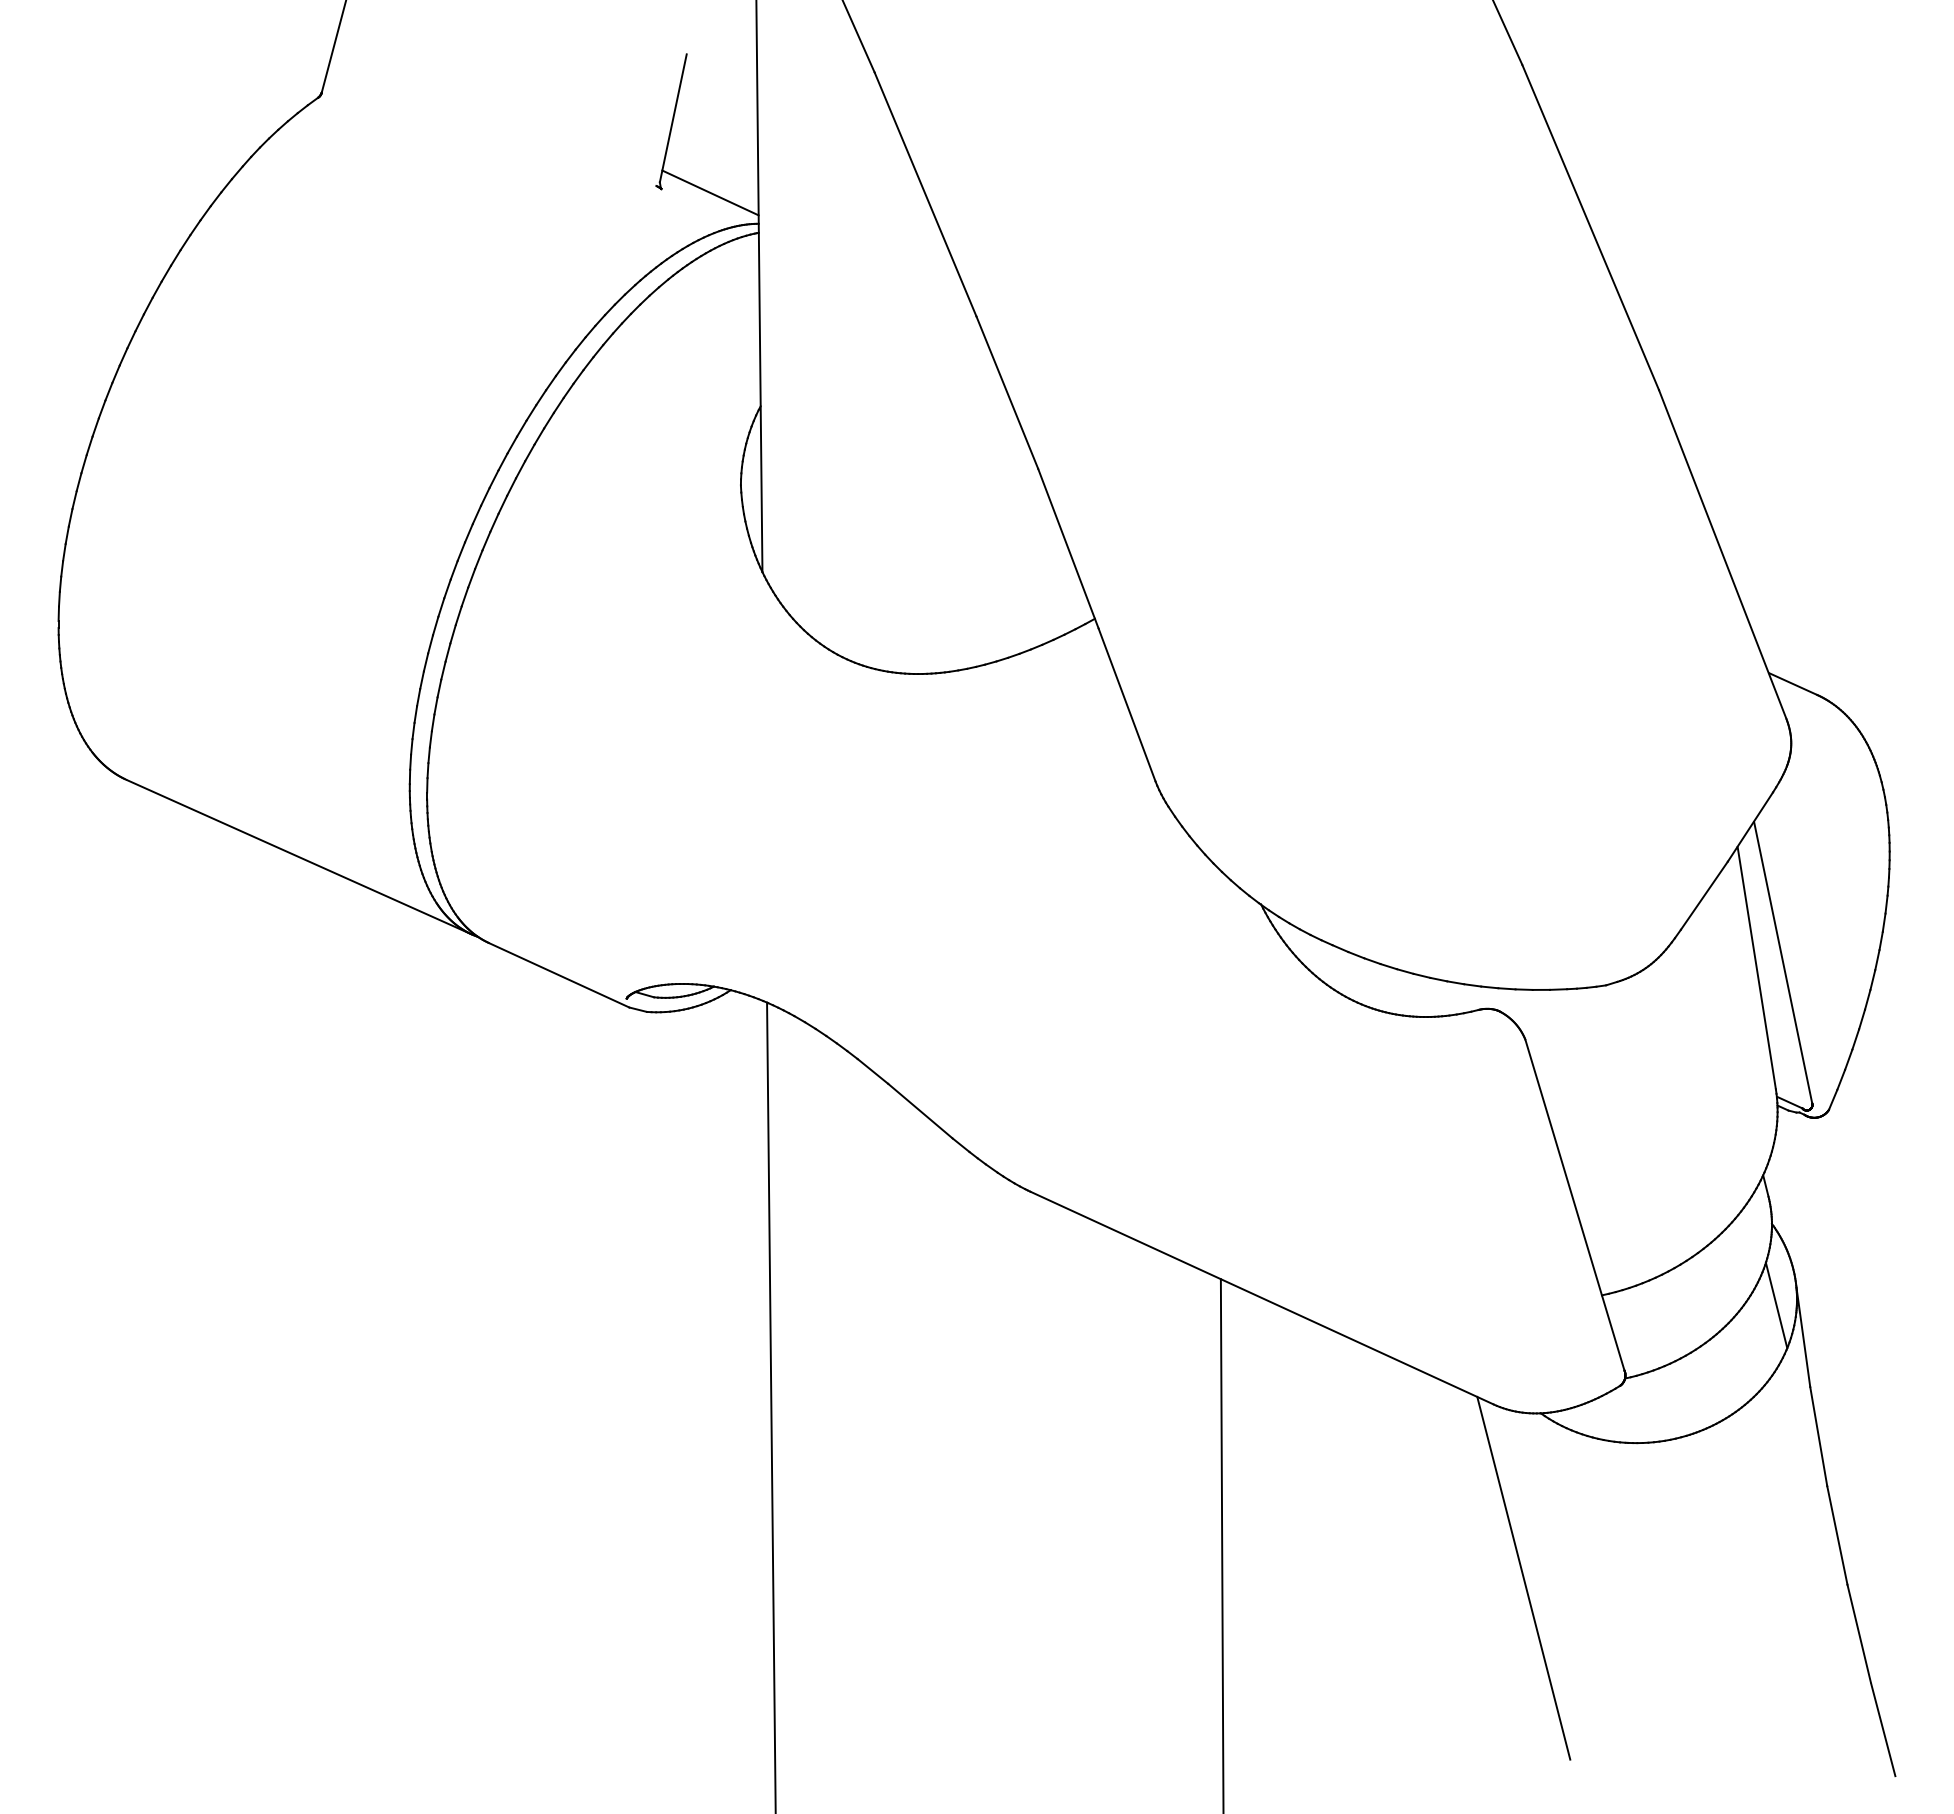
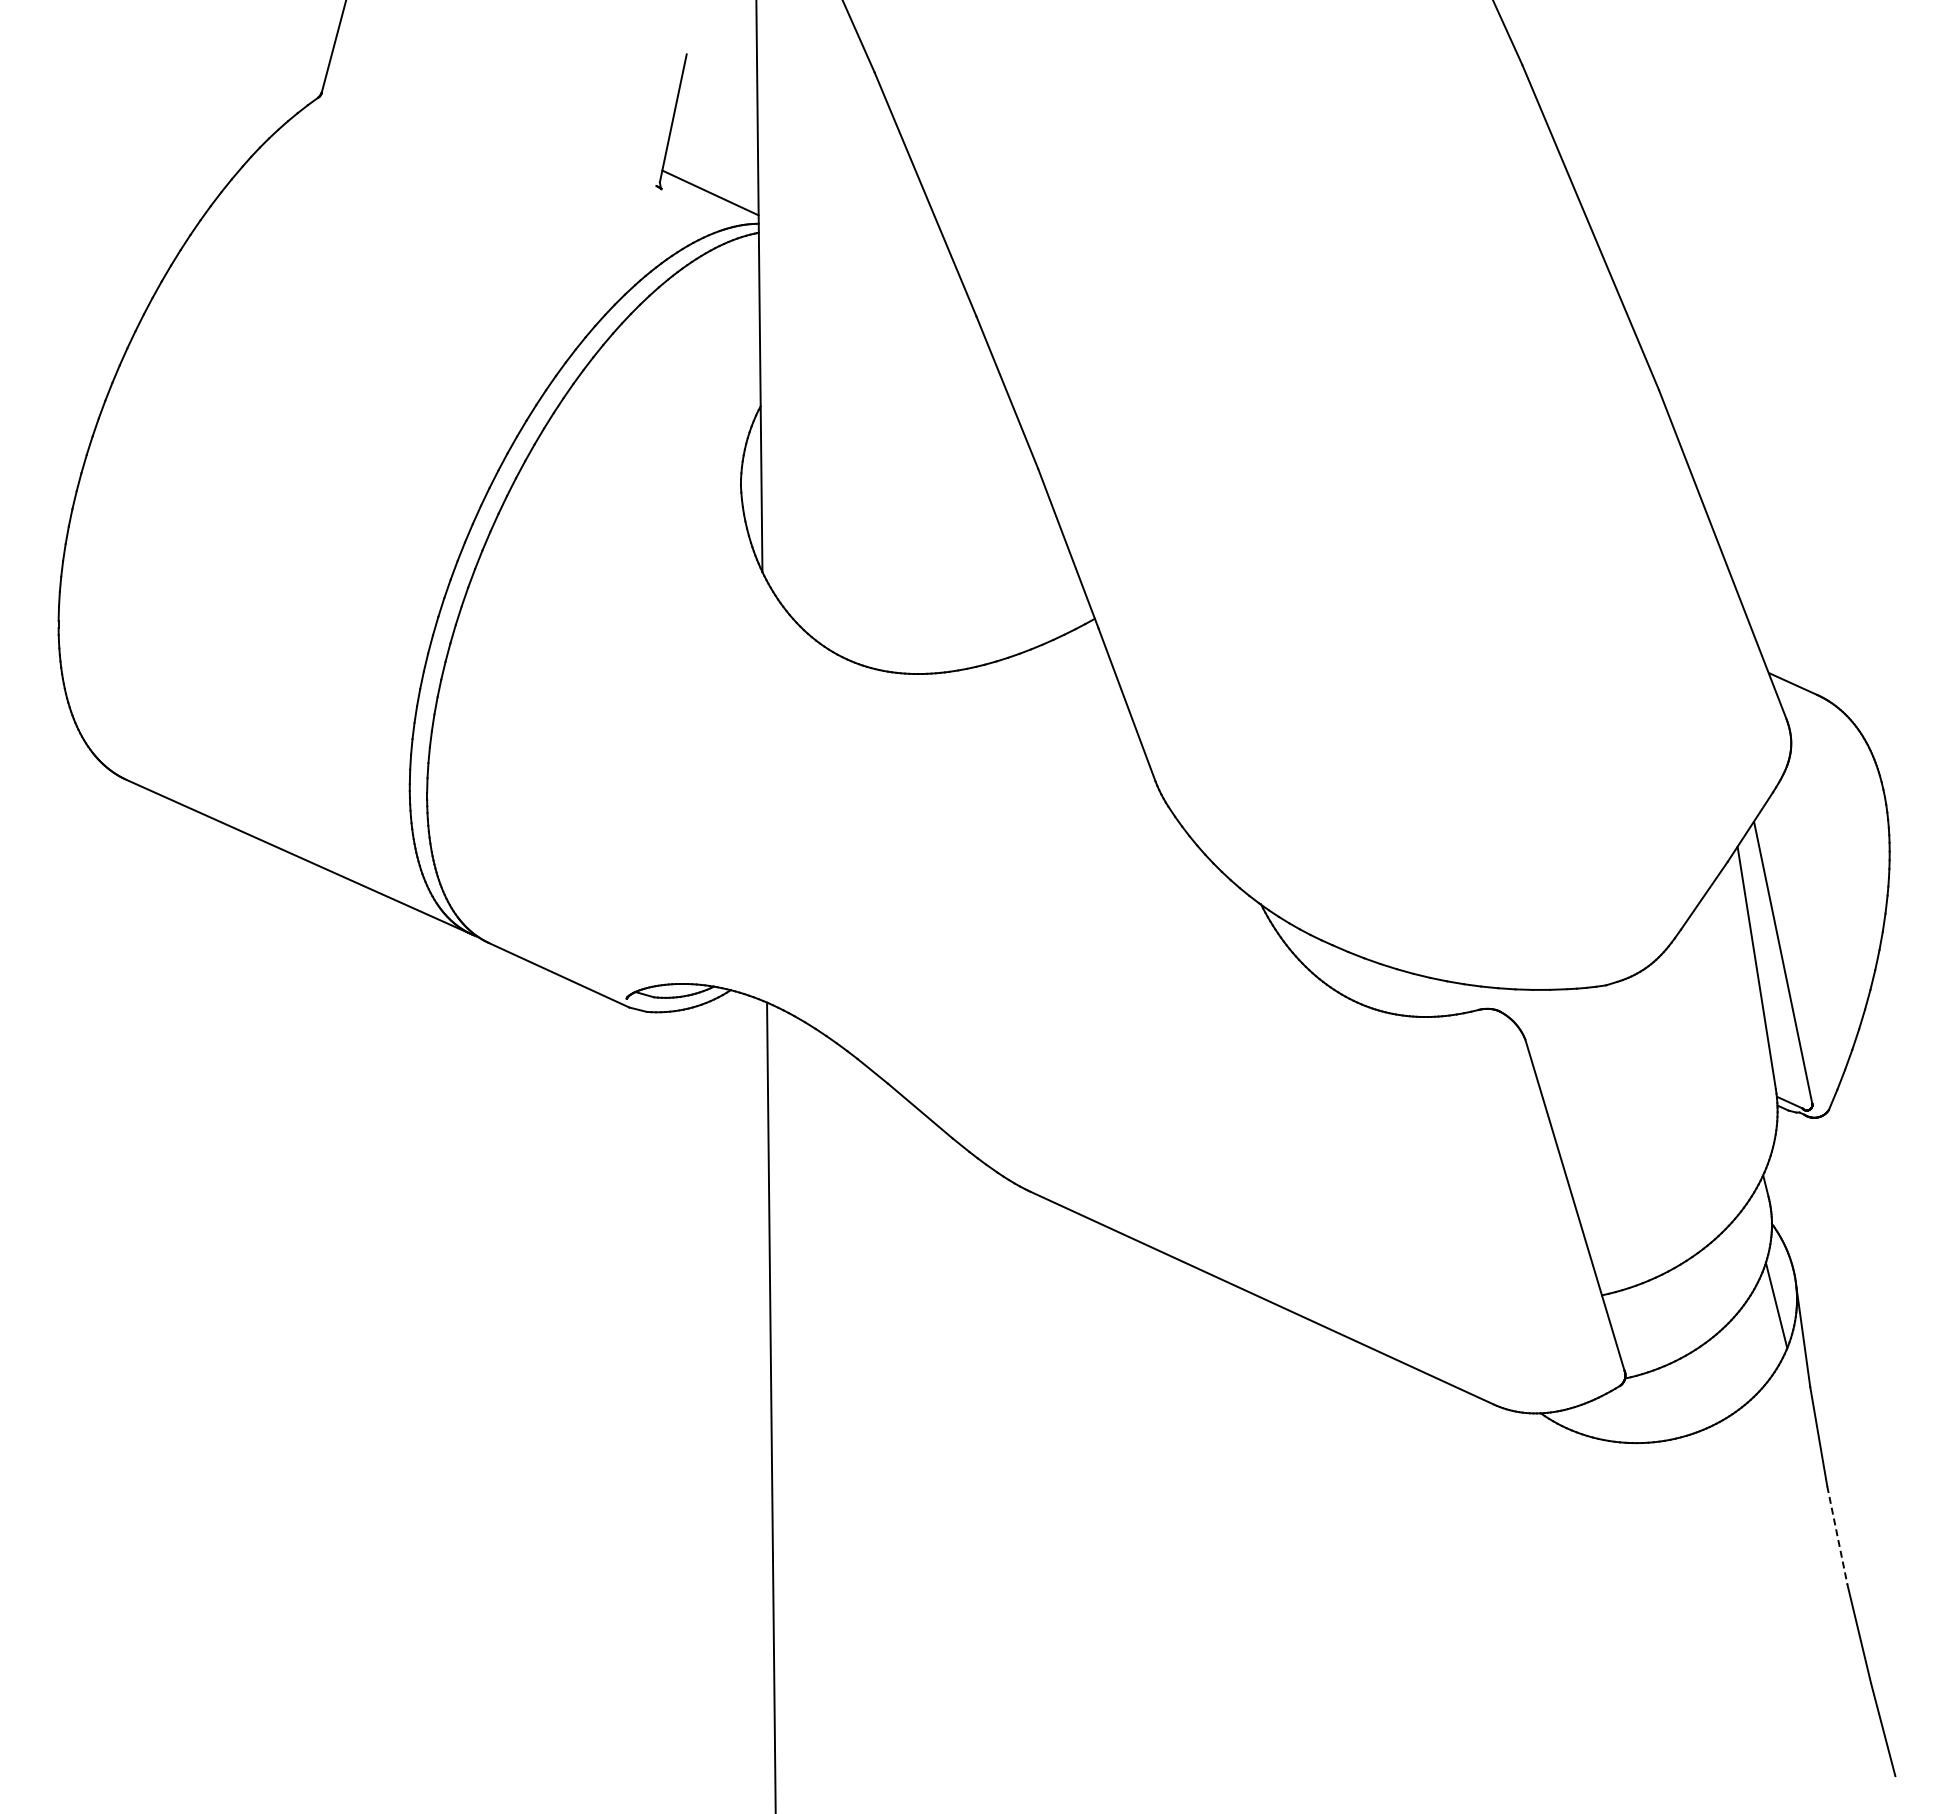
line: solid -> dashed (1837, 1535)
line: present -> none (1221, 1544)
line: present -> none (1523, 1577)
